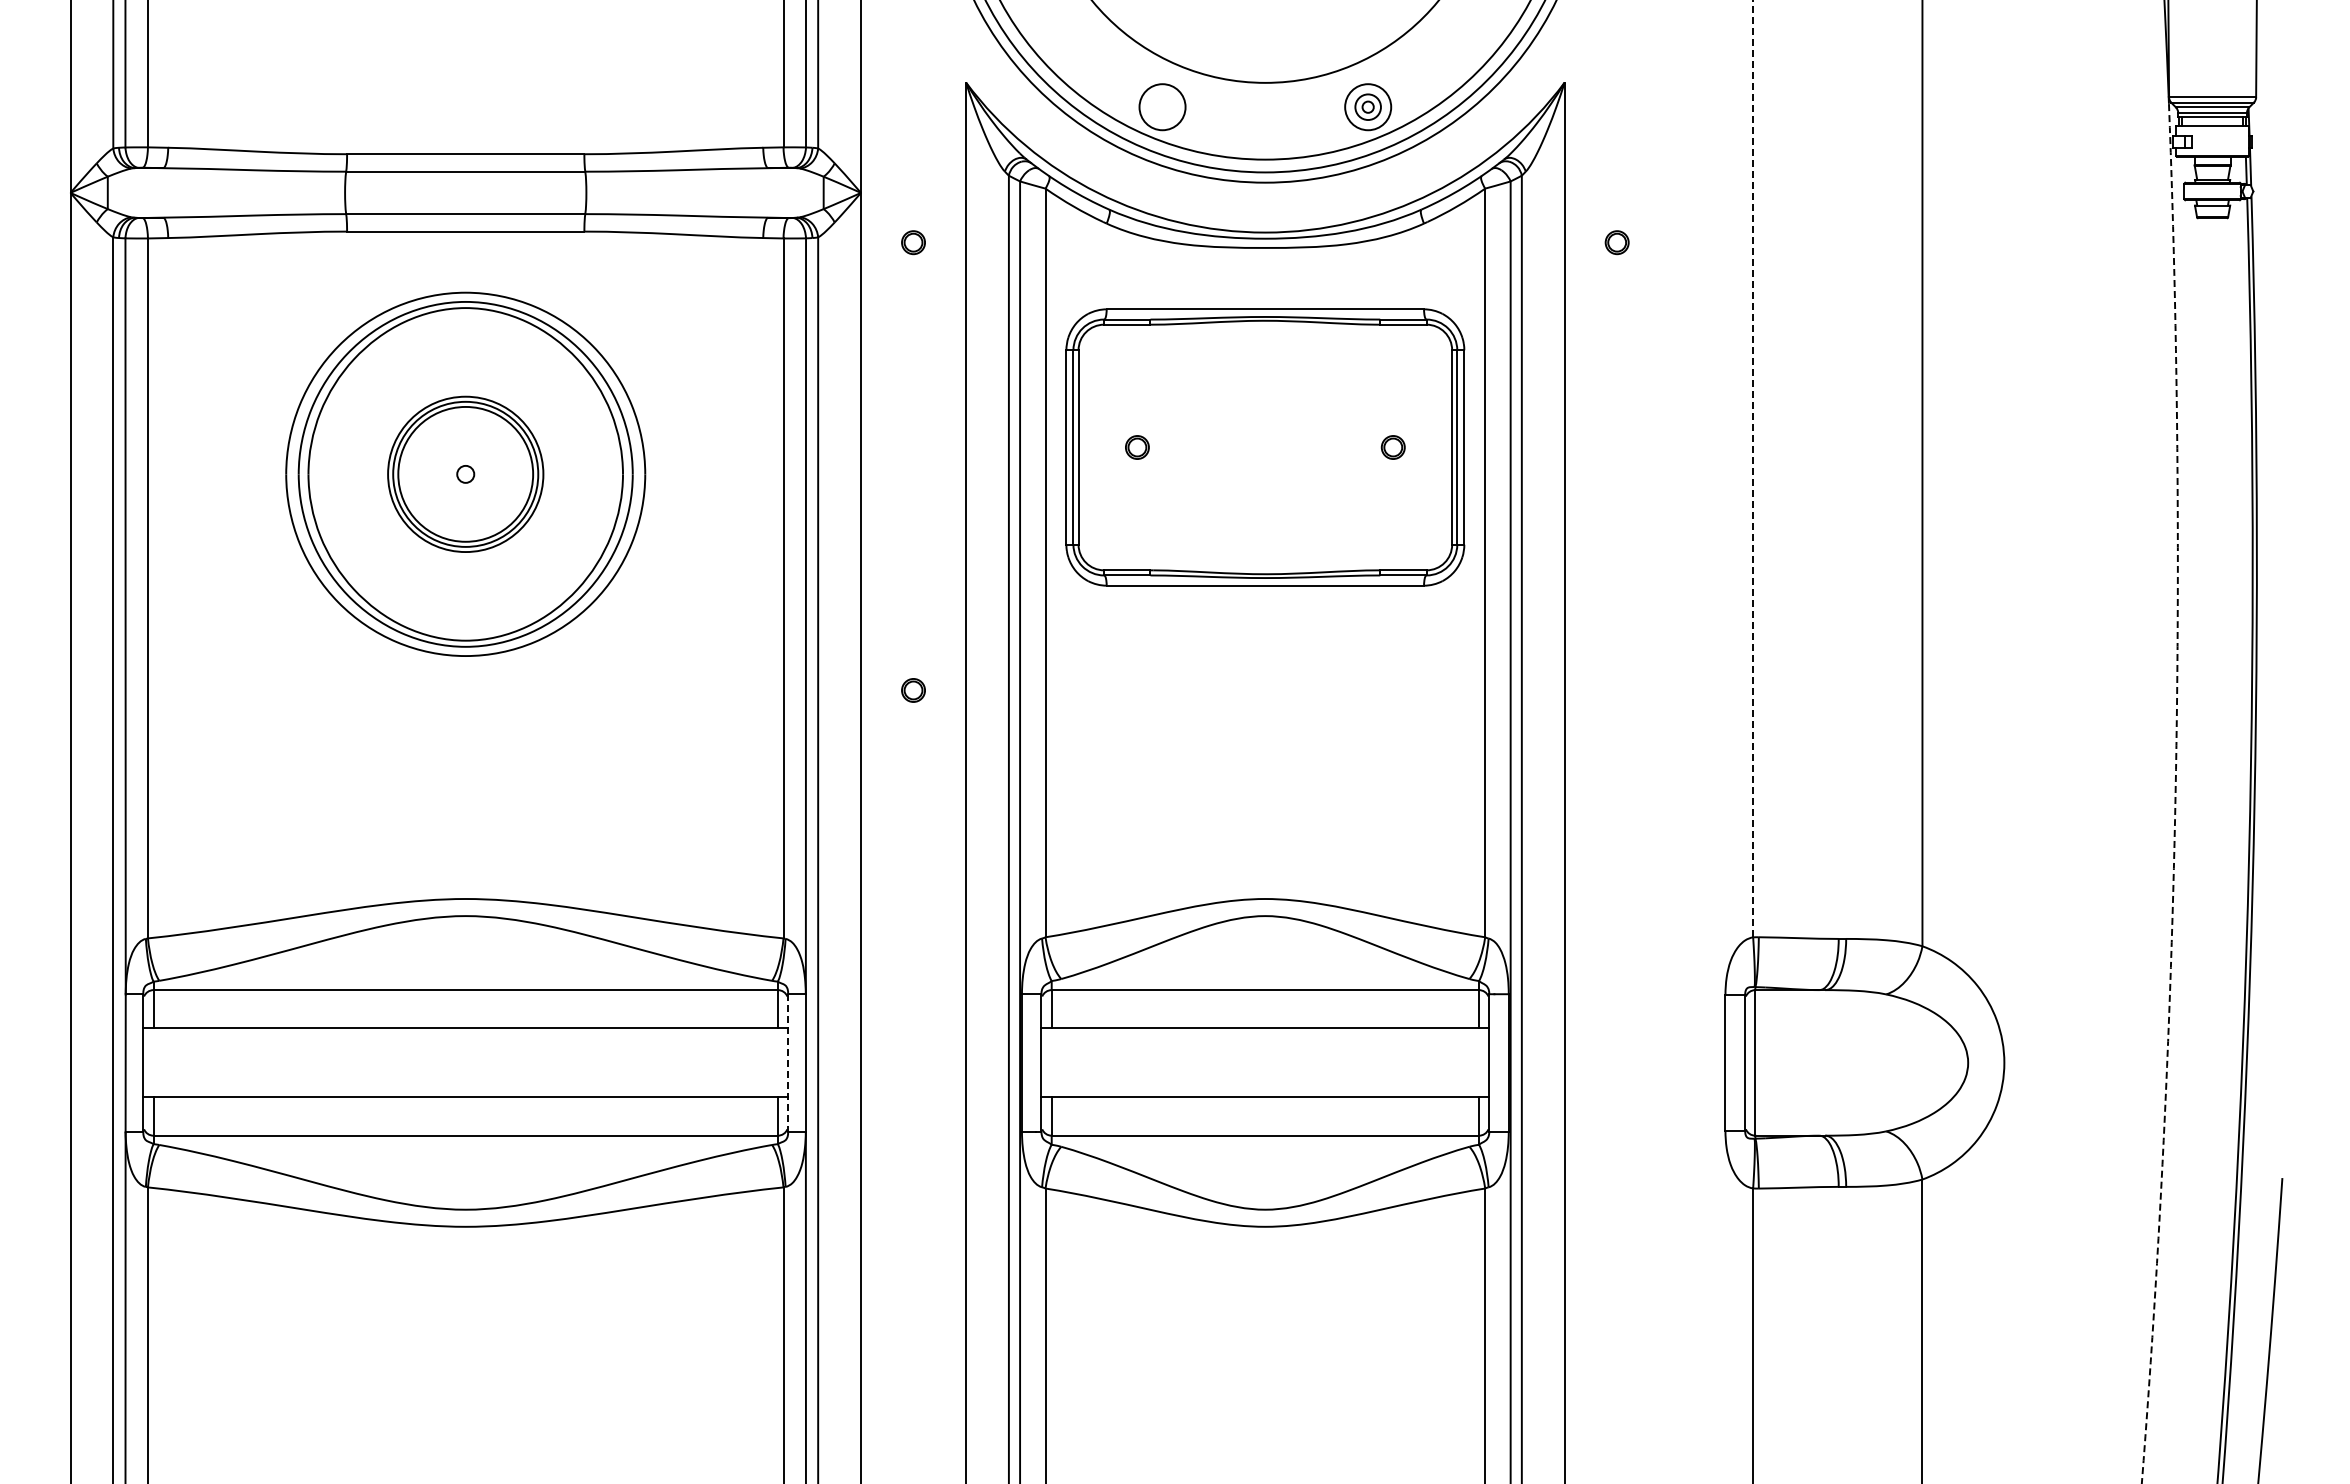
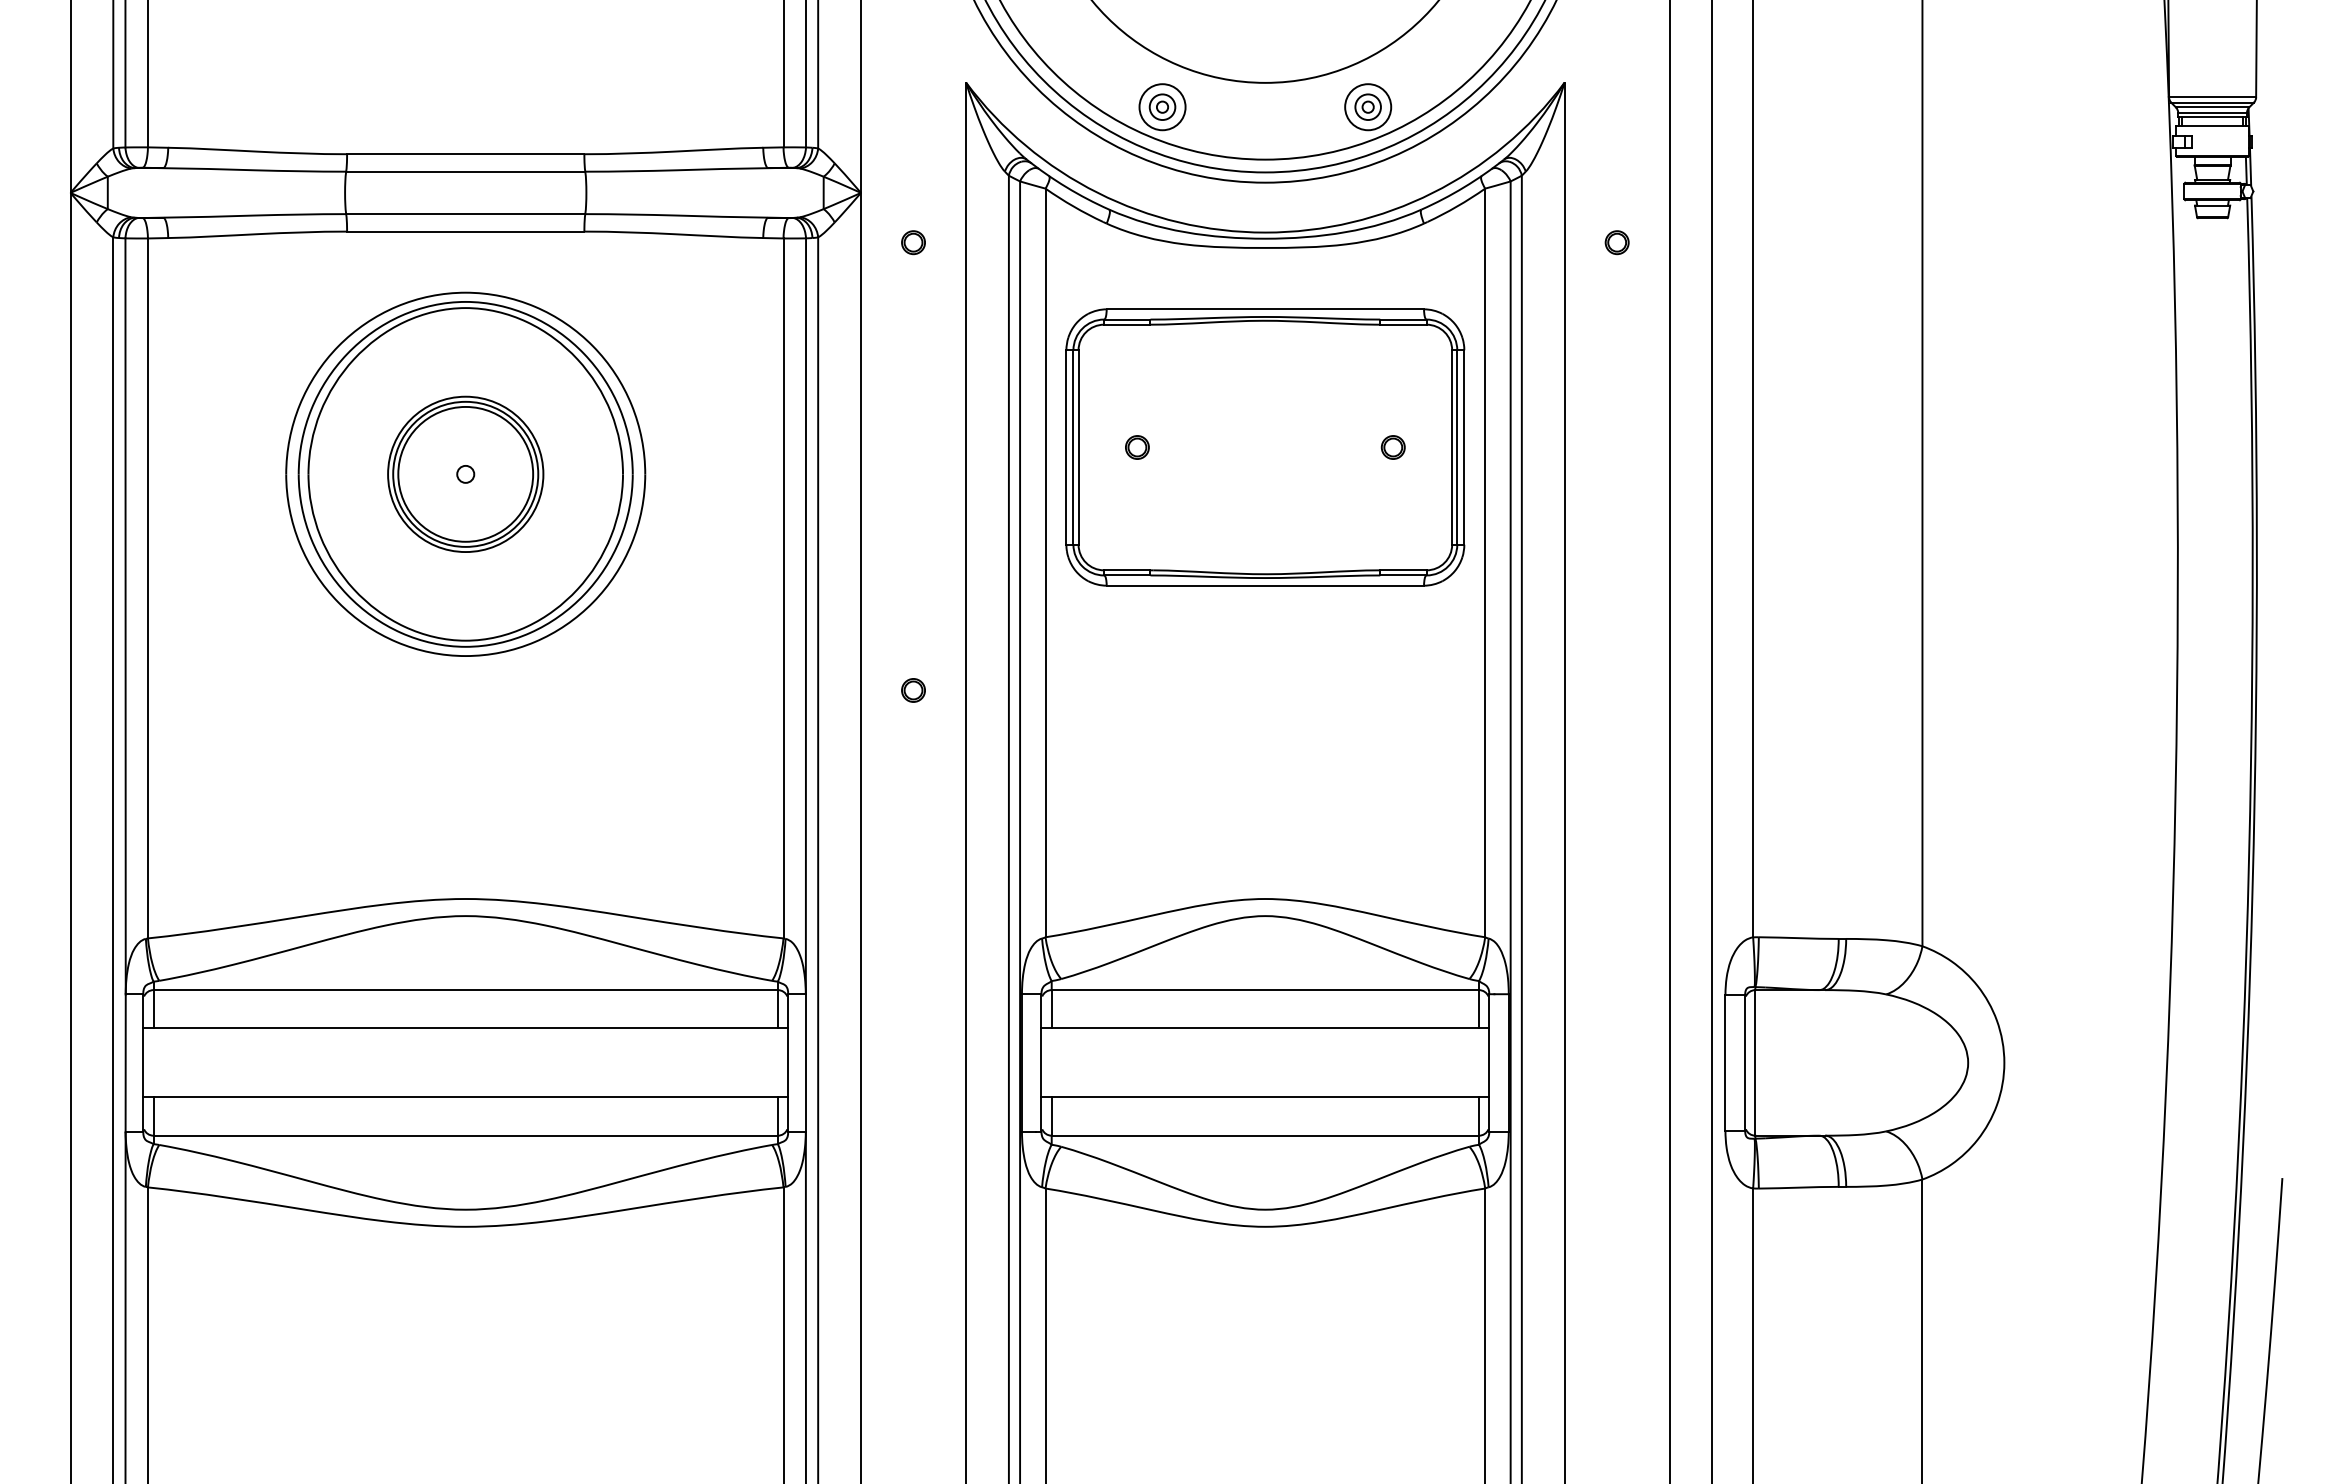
part: none -> present (1162, 106)
line: dashed -> solid (1753, 468)
line: none -> present (1669, 741)
line: none -> present (1712, 741)
arc: dashed -> solid (2175, 793)
line: dashed -> solid (788, 1063)
